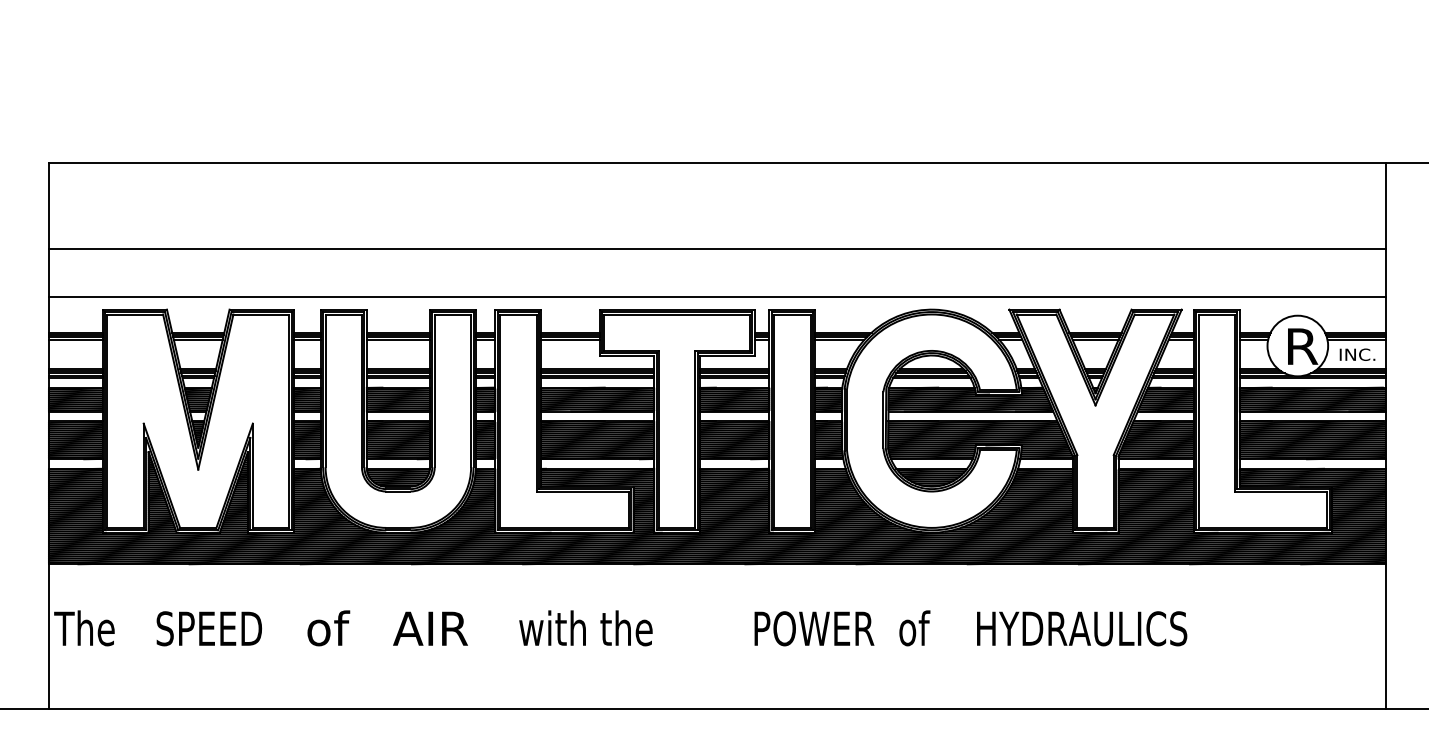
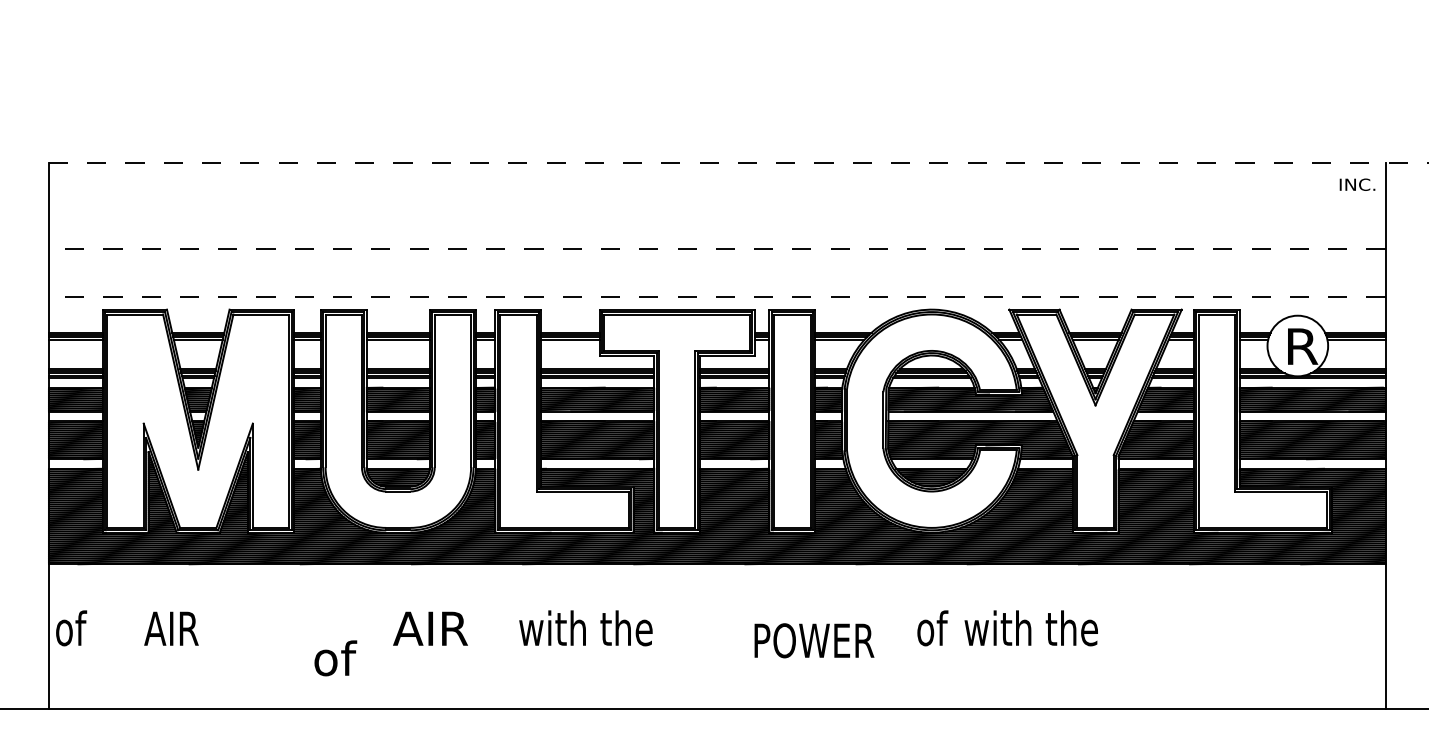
line: solid -> dashed (738, 163)
line: solid -> dashed (716, 249)
line: solid -> dashed (716, 296)
text position: (1357, 354) -> (1357, 184) (1357, 184)
text: The -> of (84, 628)
text: SPEED -> AIR (203, 628)
text position: (328, 628) -> (335, 658) (335, 658)
text position: (814, 628) -> (814, 640) (814, 640)
text position: (914, 628) -> (932, 628) (932, 628)
text: HYDRAULICS -> with the (1075, 628)
